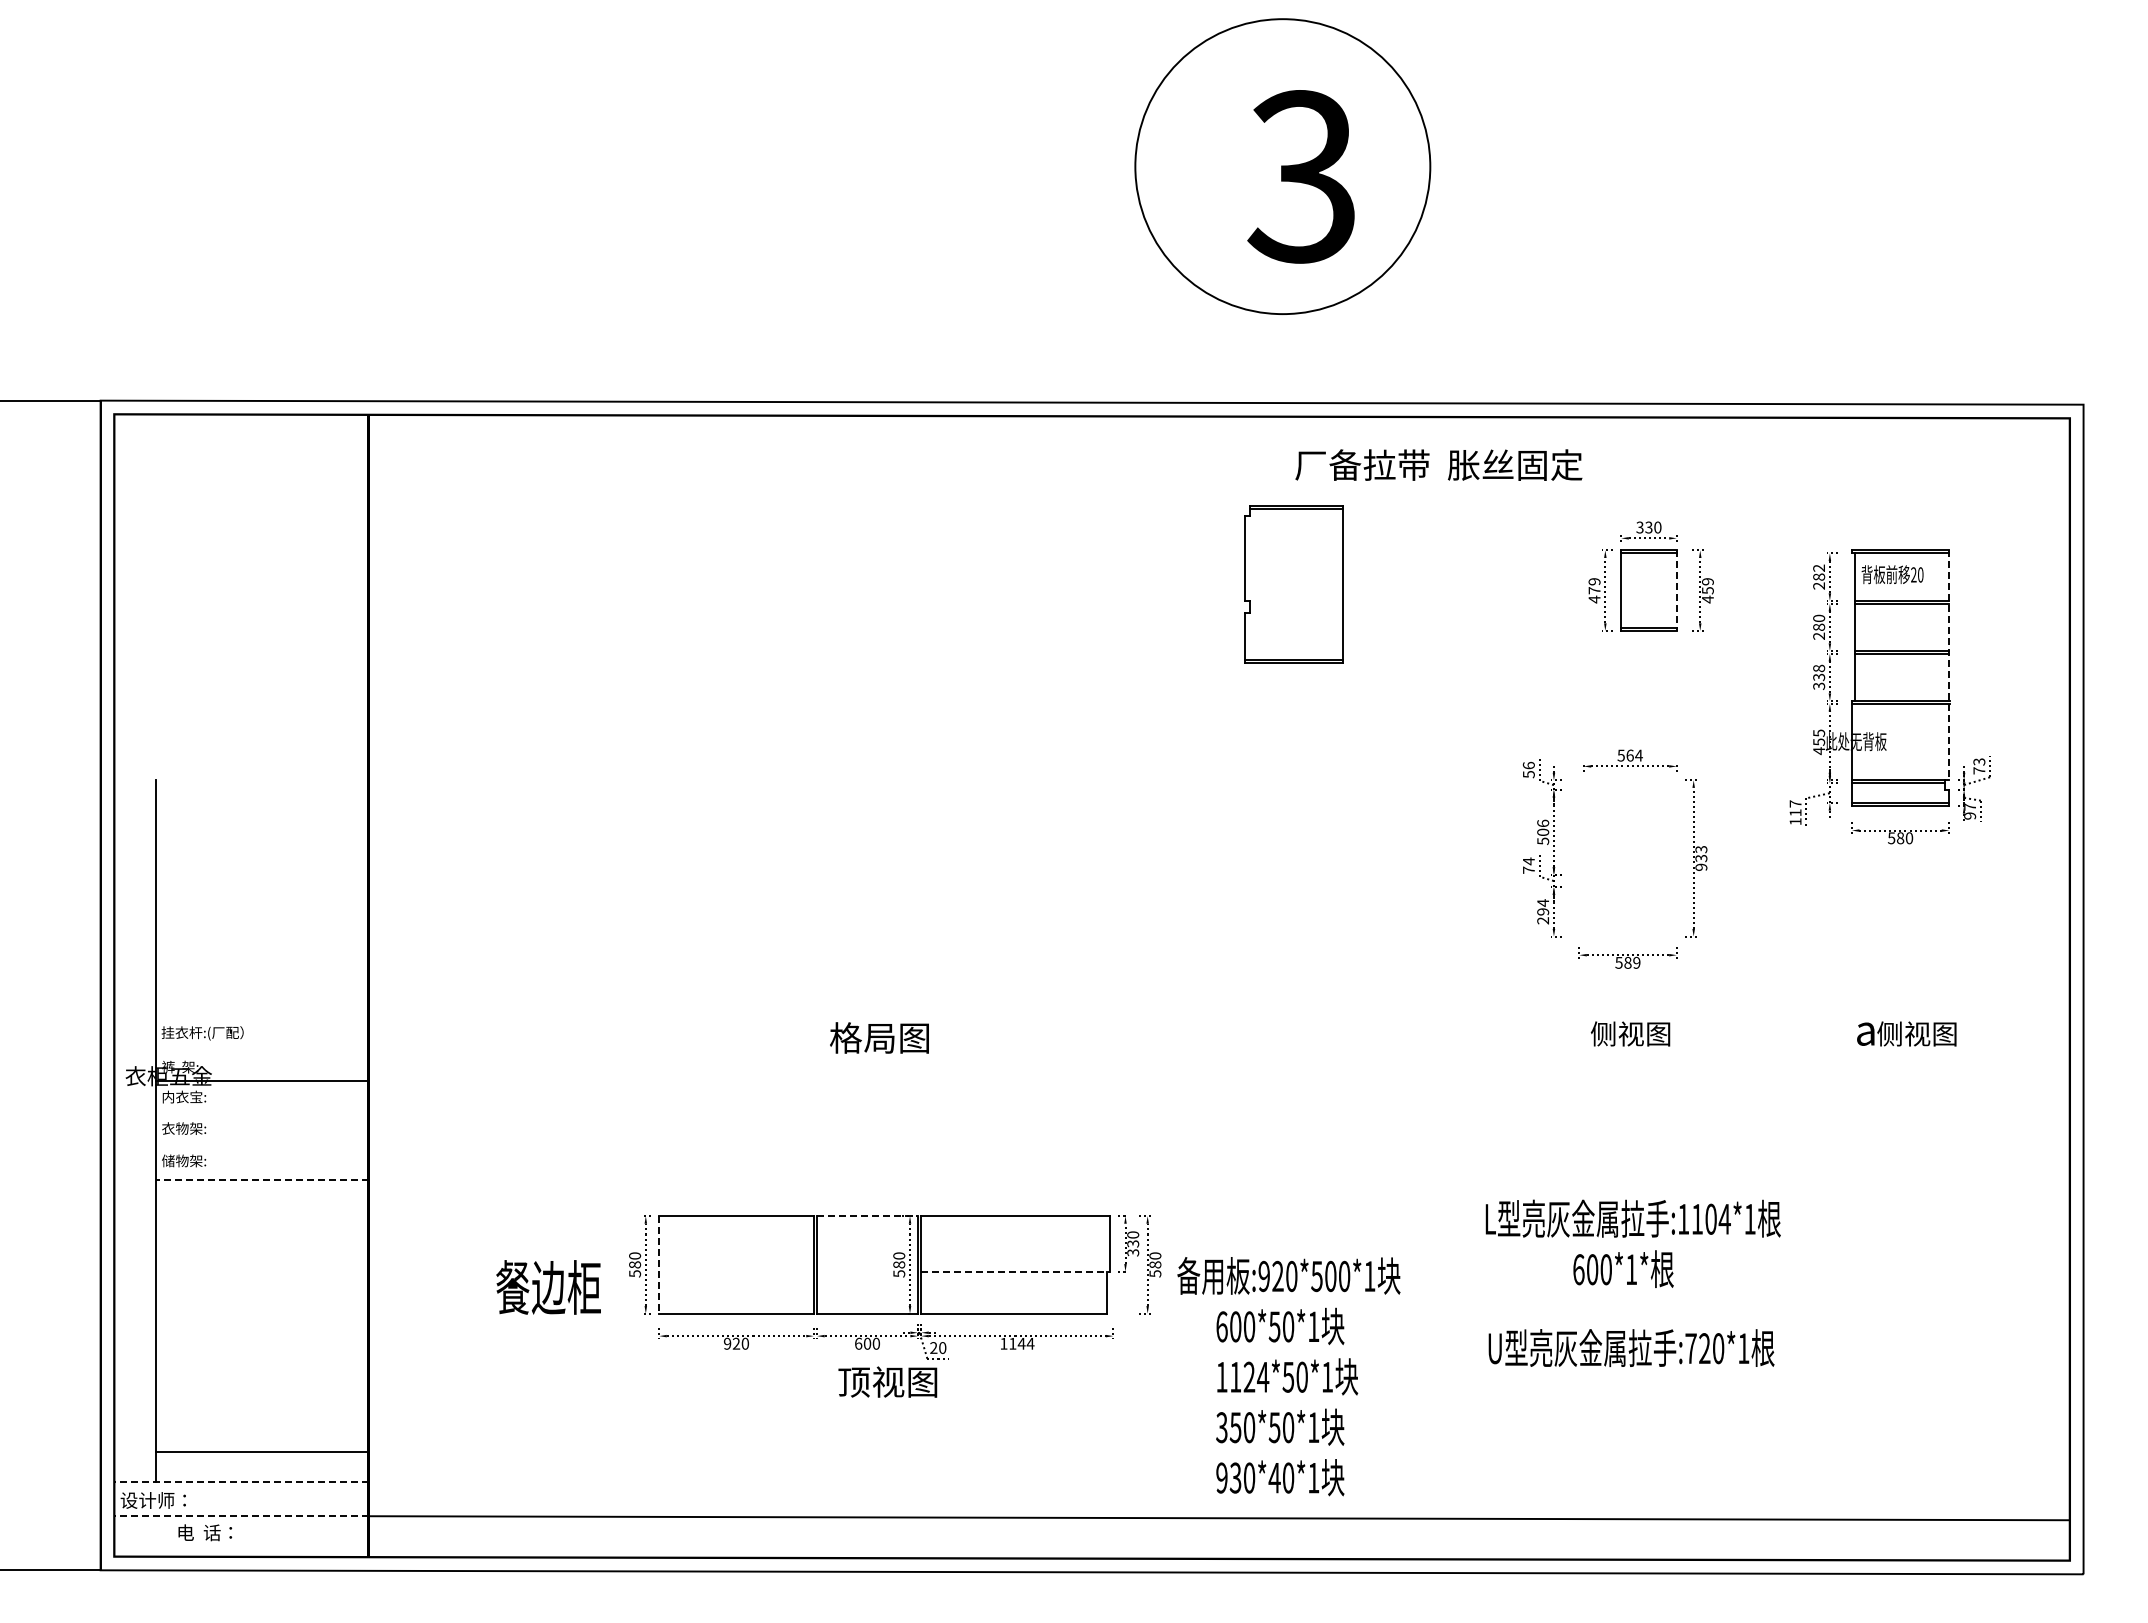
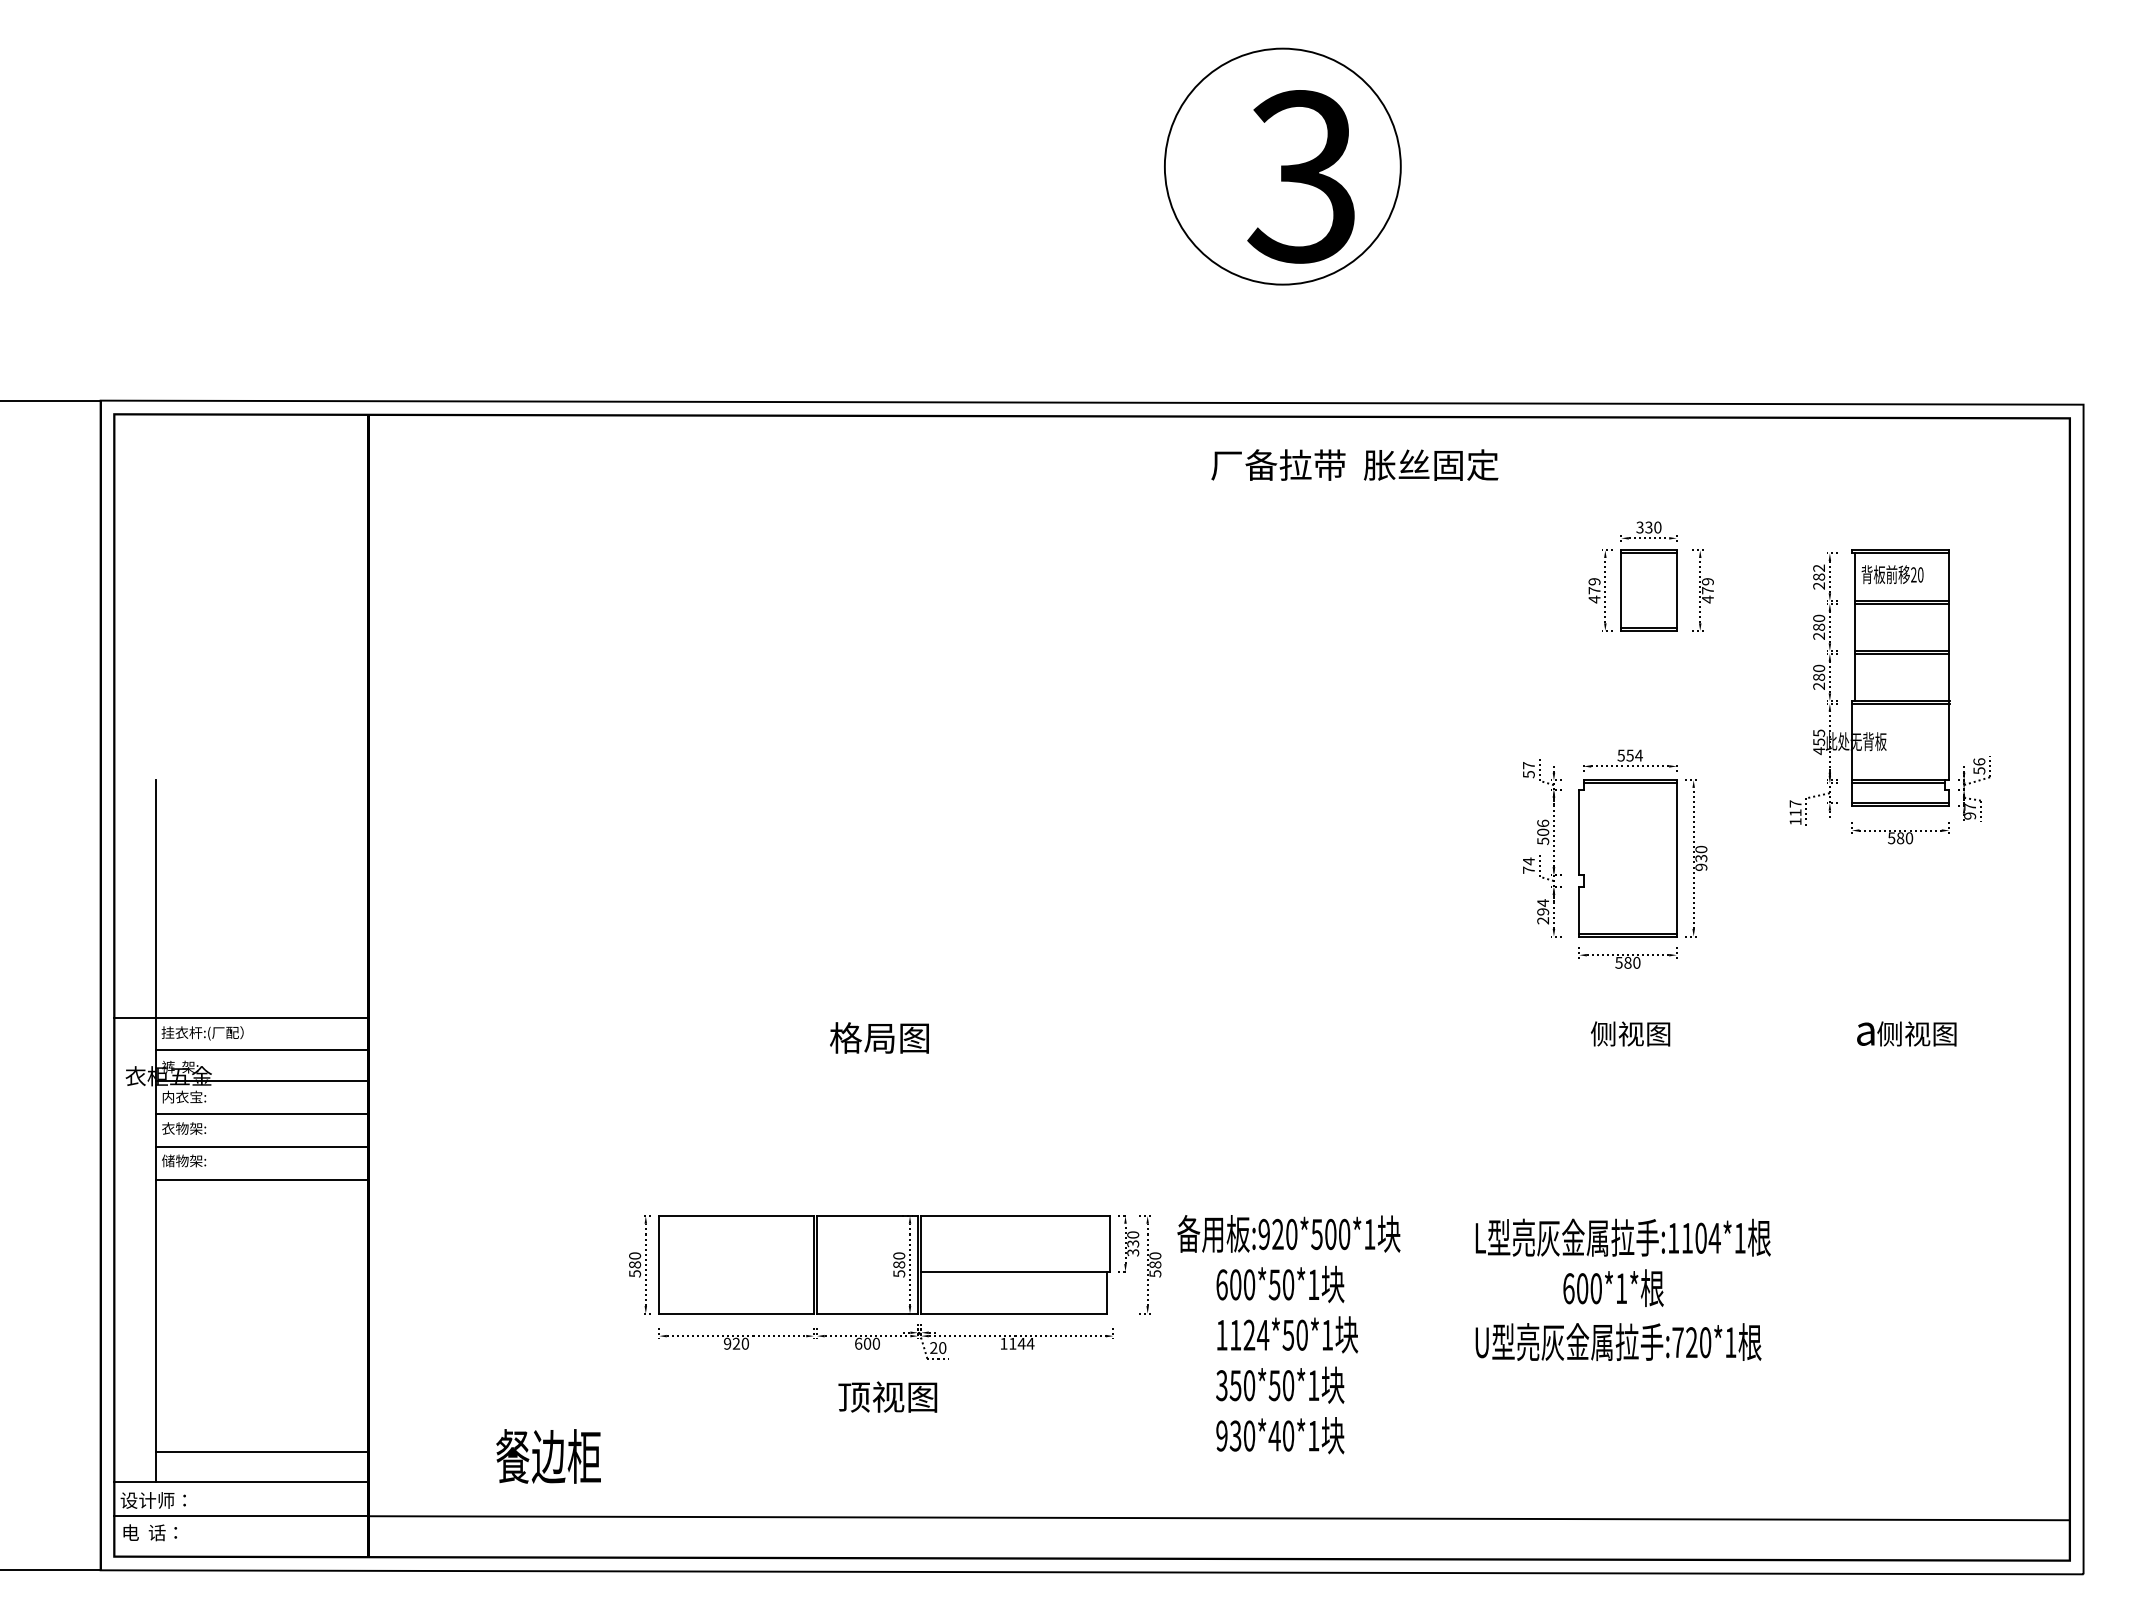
circle diameter: 295 px -> 236 px (1282, 166)
text position: (1438, 464) -> (1354, 464) (1354, 464)
part position: (1293, 584) -> (1627, 858) (1627, 858)
text: 459 -> 479 (1707, 590)
line: dashed -> solid (1676, 591)
line: dashed -> solid (1949, 665)
text: 338 -> 280 (1819, 676)
text: 564 -> 554 (1629, 755)
text: 56 -> 57 (1528, 765)
text: 73 -> 56 (1979, 766)
text: 933 -> 930 (1701, 849)
text: 589 -> 580 (1636, 962)
line: none -> present (241, 1018)
line: none -> present (262, 1050)
line: none -> present (262, 1113)
line: none -> present (262, 1147)
line: dashed -> solid (261, 1180)
line: dashed -> solid (868, 1216)
text position: (1632, 1243) -> (1622, 1262) (1622, 1262)
line: dashed -> solid (659, 1264)
line: dashed -> solid (1016, 1271)
text position: (548, 1287) -> (548, 1456) (548, 1456)
text position: (1631, 1347) -> (1618, 1341) (1618, 1341)
text position: (1288, 1376) -> (1288, 1334) (1288, 1334)
text position: (887, 1381) -> (887, 1396) (887, 1396)
line: dashed -> solid (240, 1482)
line: dashed -> solid (240, 1516)
text position: (205, 1532) -> (150, 1532) (150, 1532)
